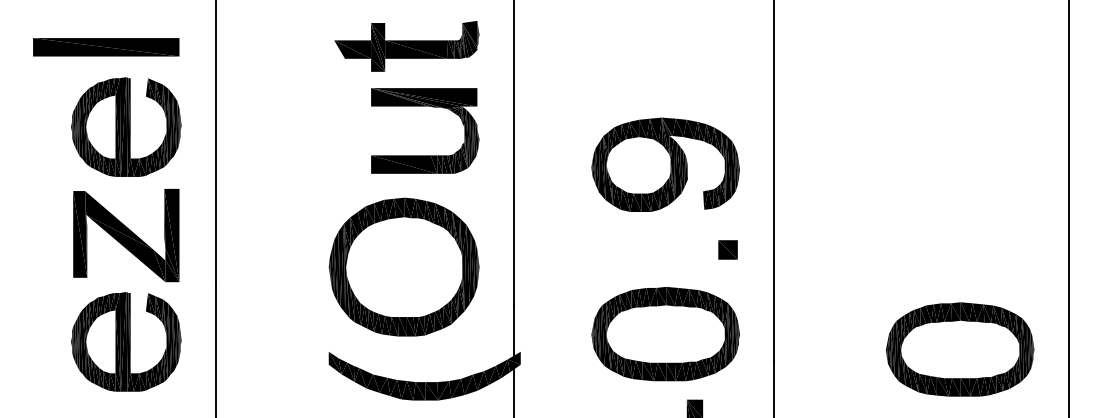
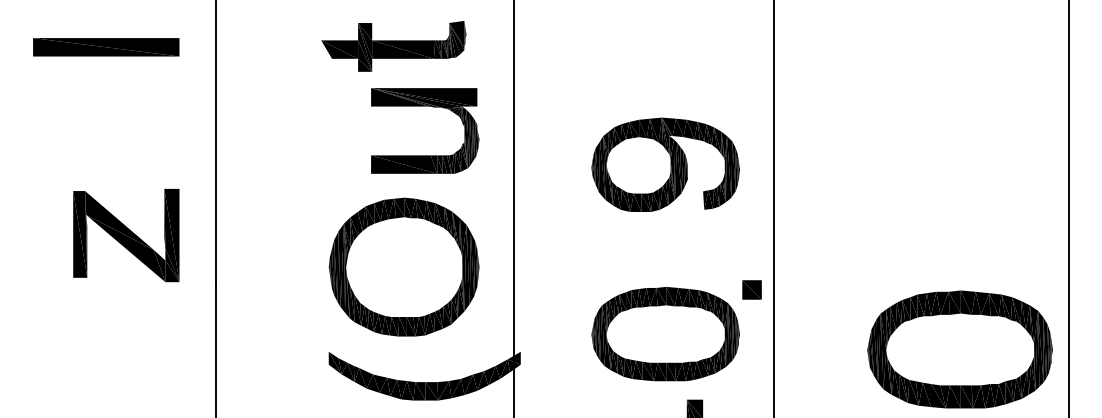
part position: (406, 46) -> (393, 46) (393, 46)
part: present -> none (126, 126)
part position: (727, 249) -> (751, 289) (751, 289)
part: present -> none (126, 341)
part size: 149x95 px -> 186x119 px (959, 349)
